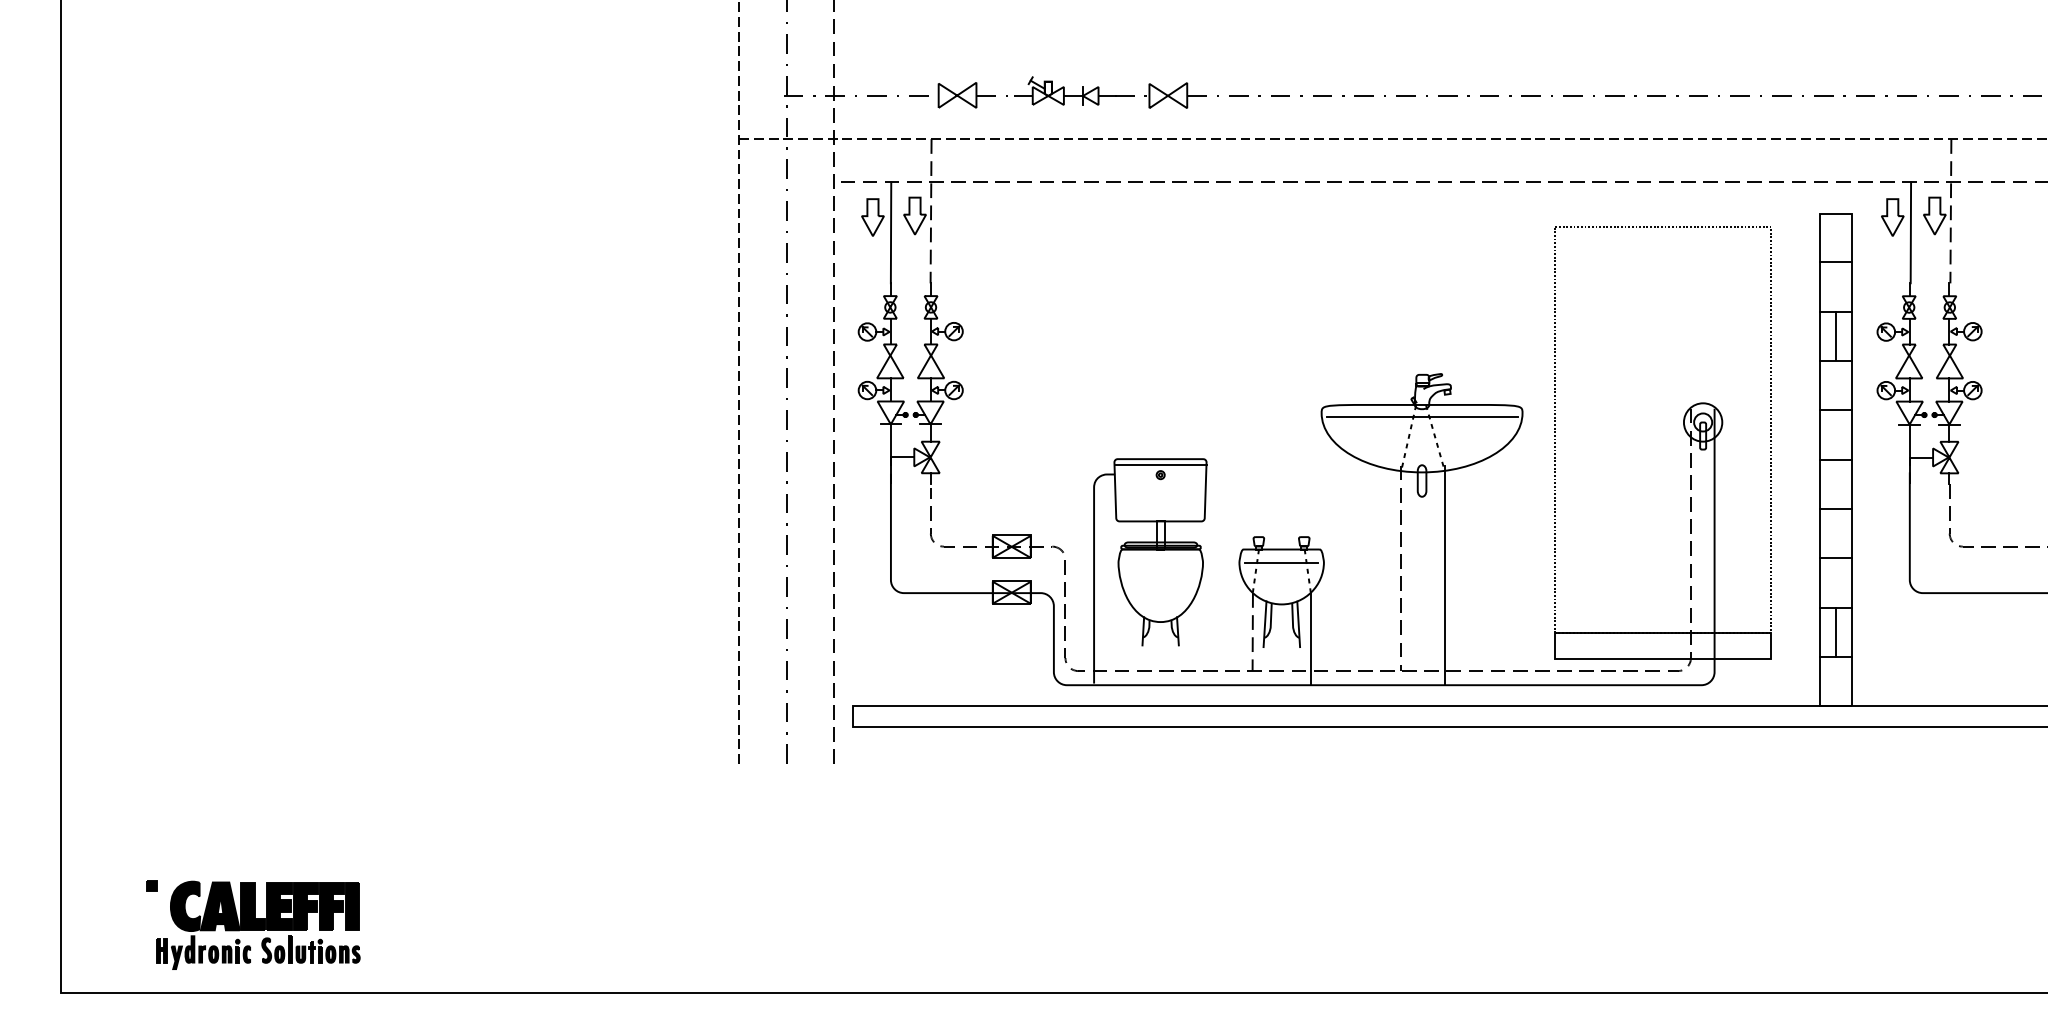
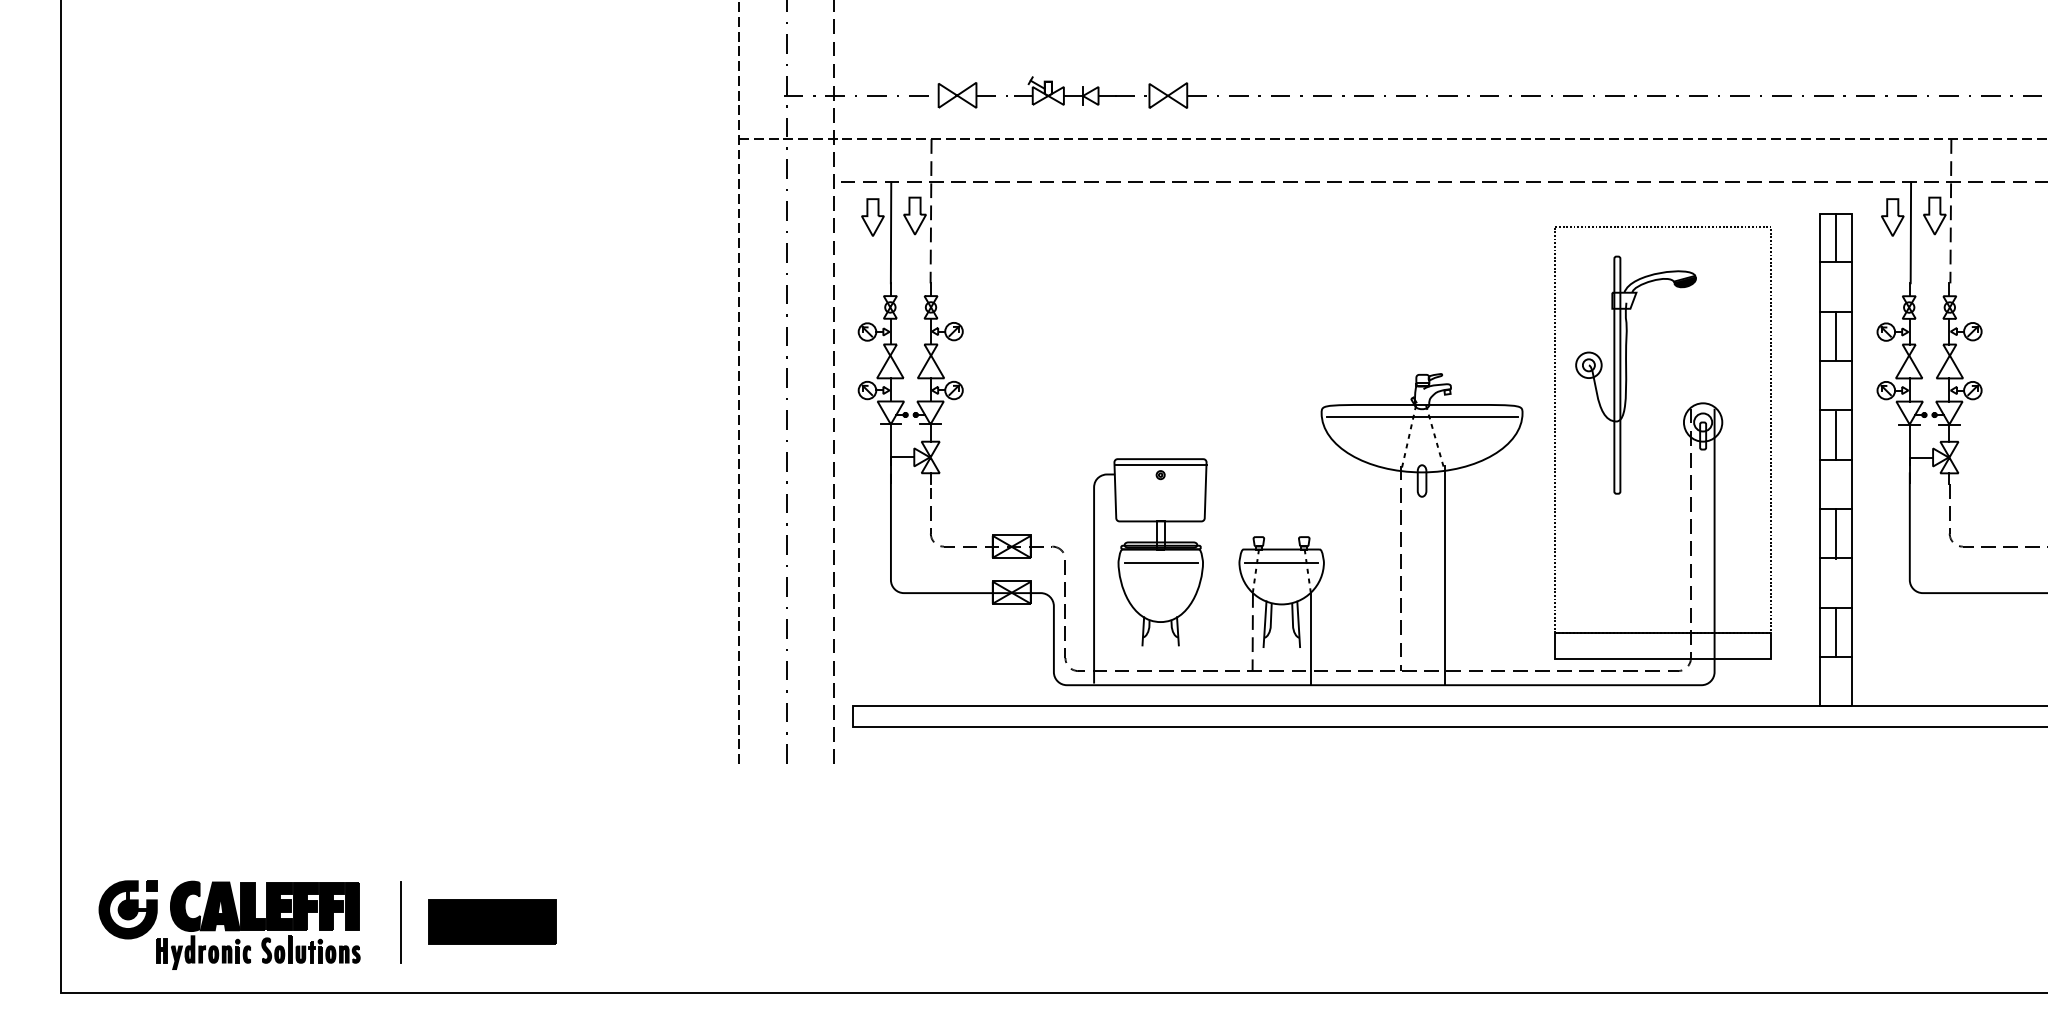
line: none -> present (1836, 237)
part: none -> present (1627, 374)
line: none -> present (1836, 435)
line: none -> present (1836, 533)
line: none -> present (1160, 563)
part: none -> present (127, 909)
part: none -> present (492, 921)
line: none -> present (400, 922)
